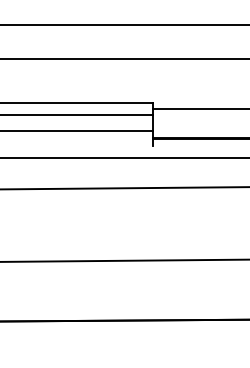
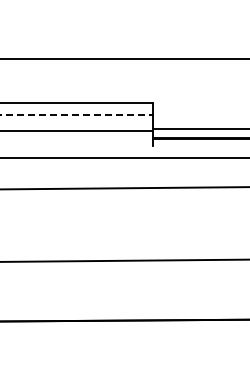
line: present -> none (124, 25)
line position: (199, 109) -> (199, 129) (199, 129)
line: solid -> dashed (77, 115)
